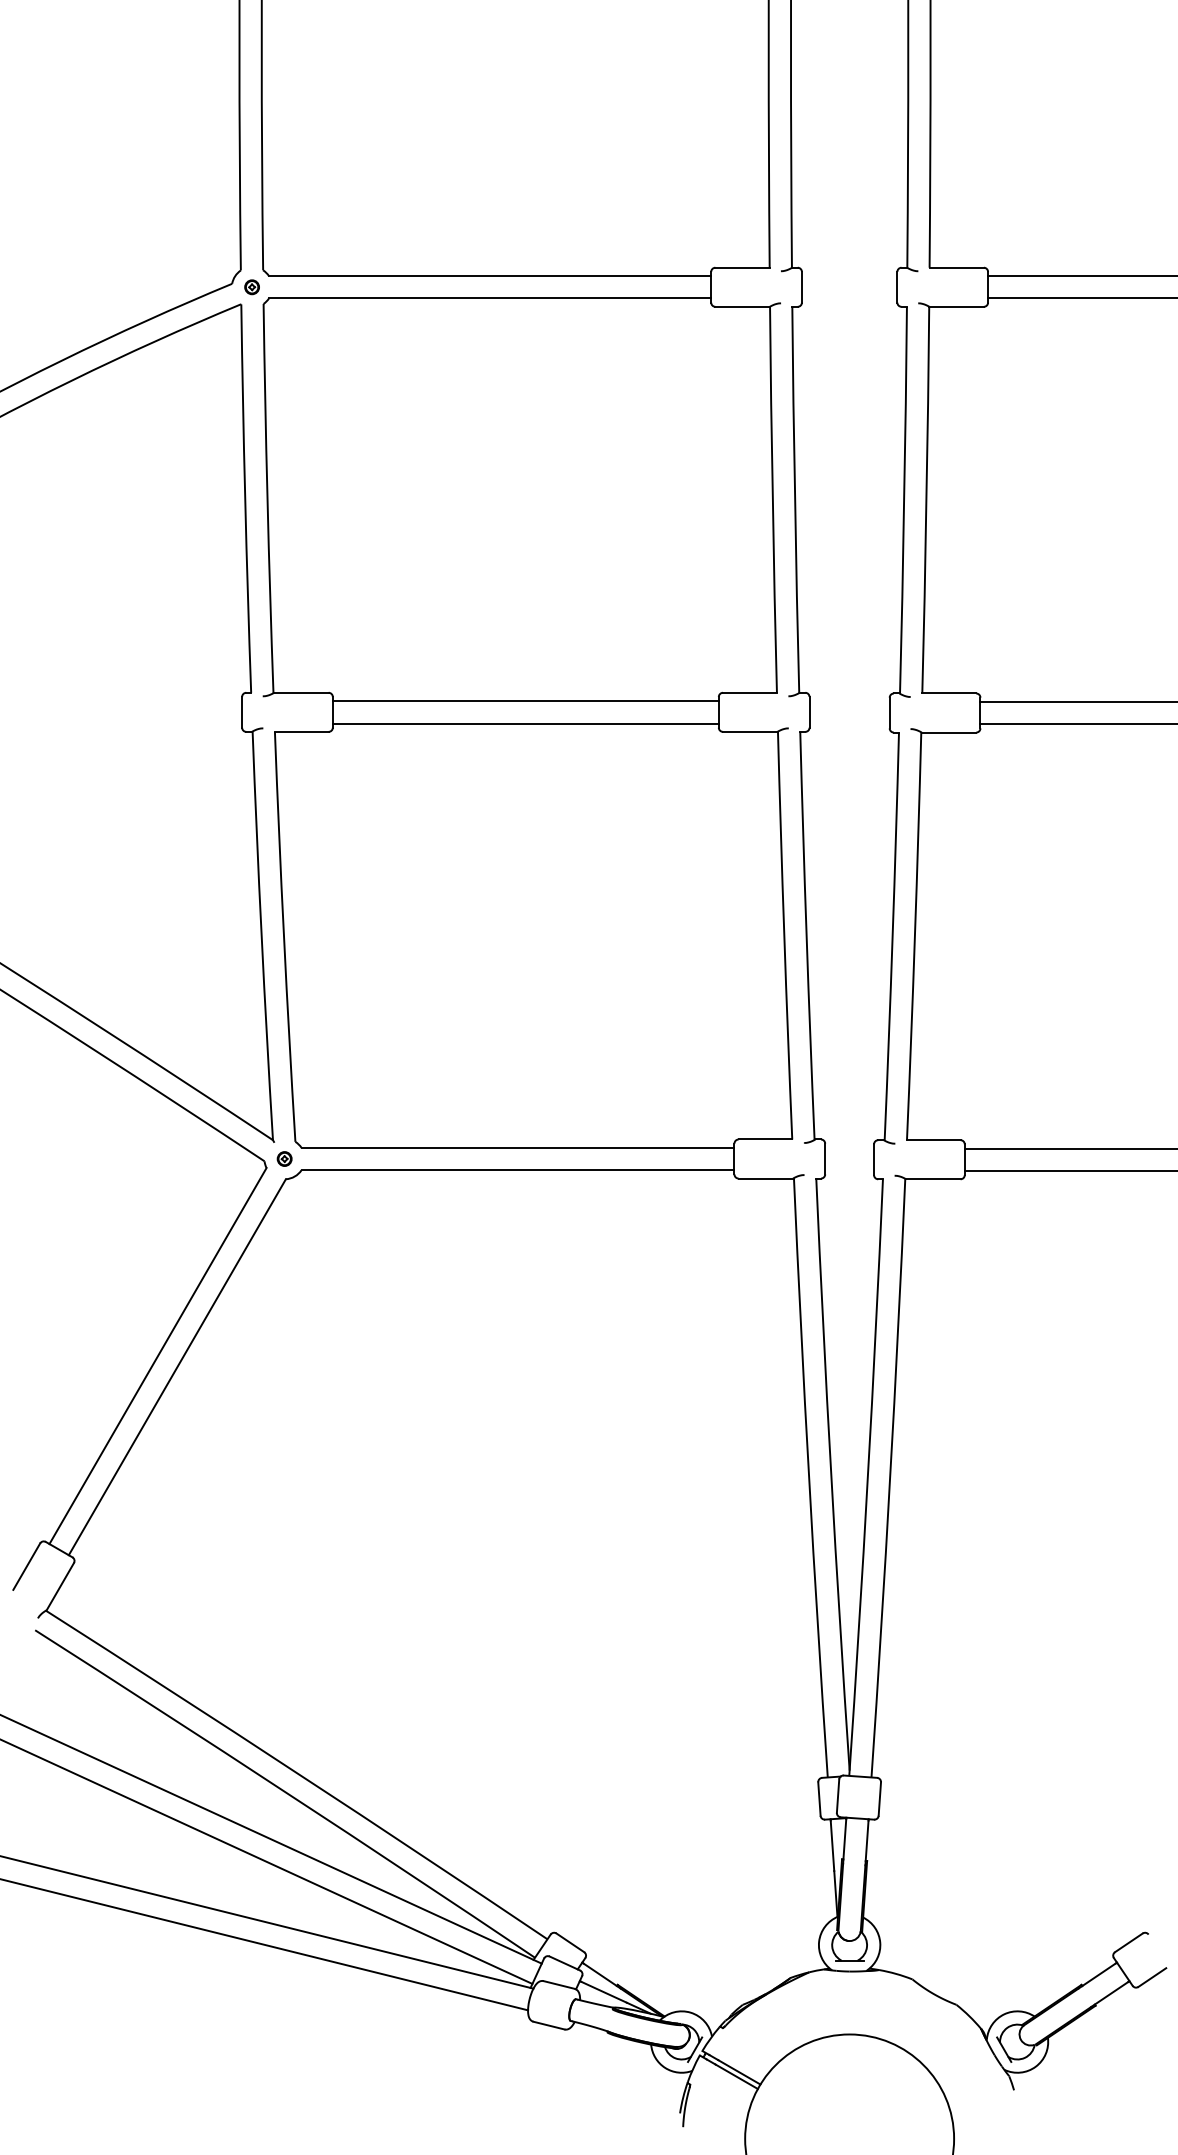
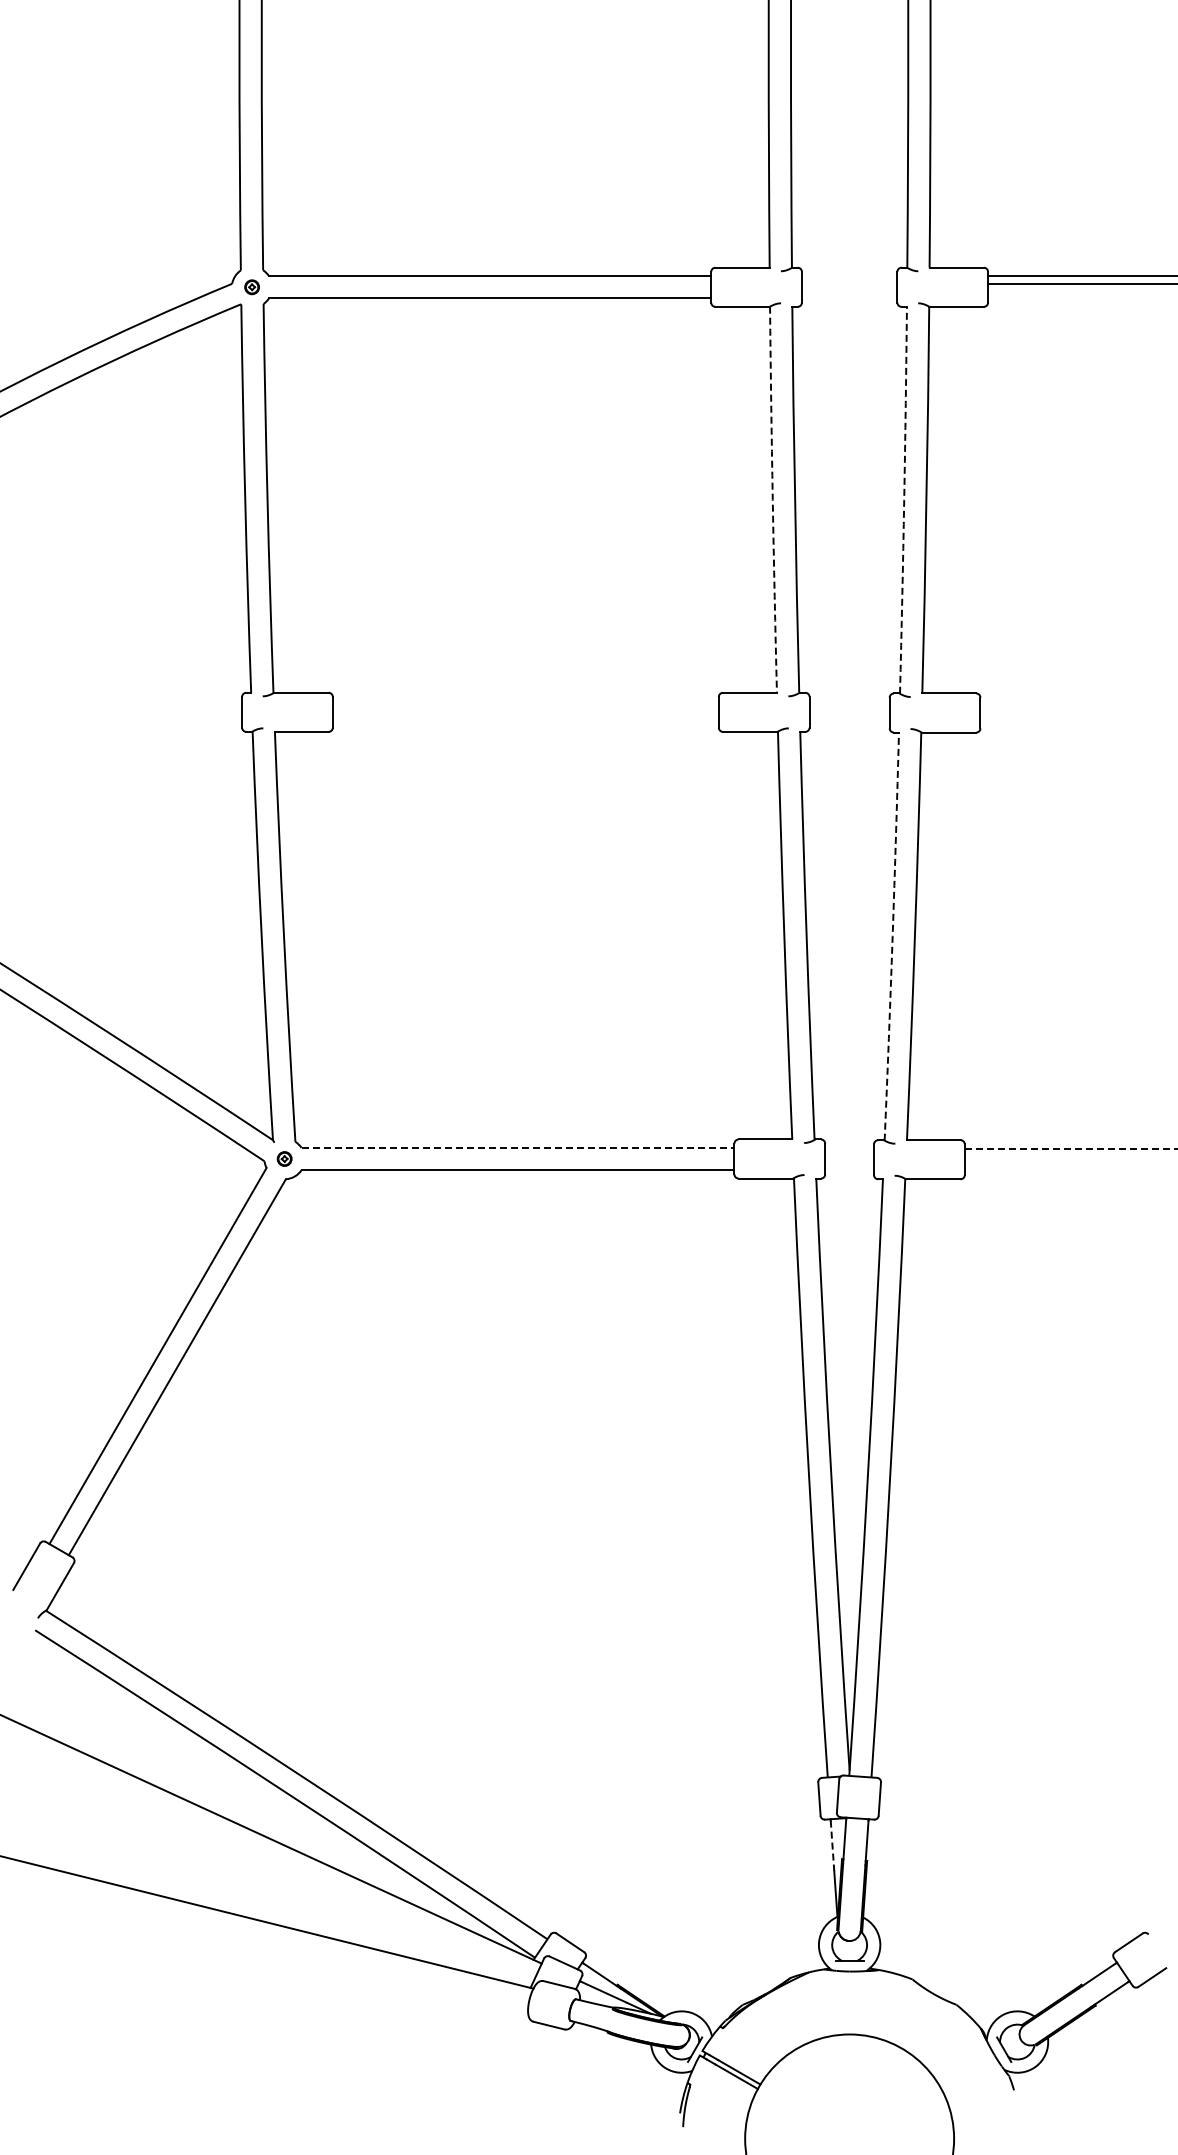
line position: (1081, 298) -> (1081, 284) (1081, 284)
arc: solid -> dashed (772, 499)
arc: solid -> dashed (904, 500)
line: present -> none (525, 701)
line: present -> none (1077, 701)
line: present -> none (525, 723)
line: present -> none (1077, 724)
arc: solid -> dashed (892, 936)
line: solid -> dashed (518, 1147)
line: solid -> dashed (1071, 1148)
line: present -> none (1069, 1170)
line: solid -> dashed (832, 1846)
line: present -> none (267, 1861)
line: present -> none (265, 1944)
